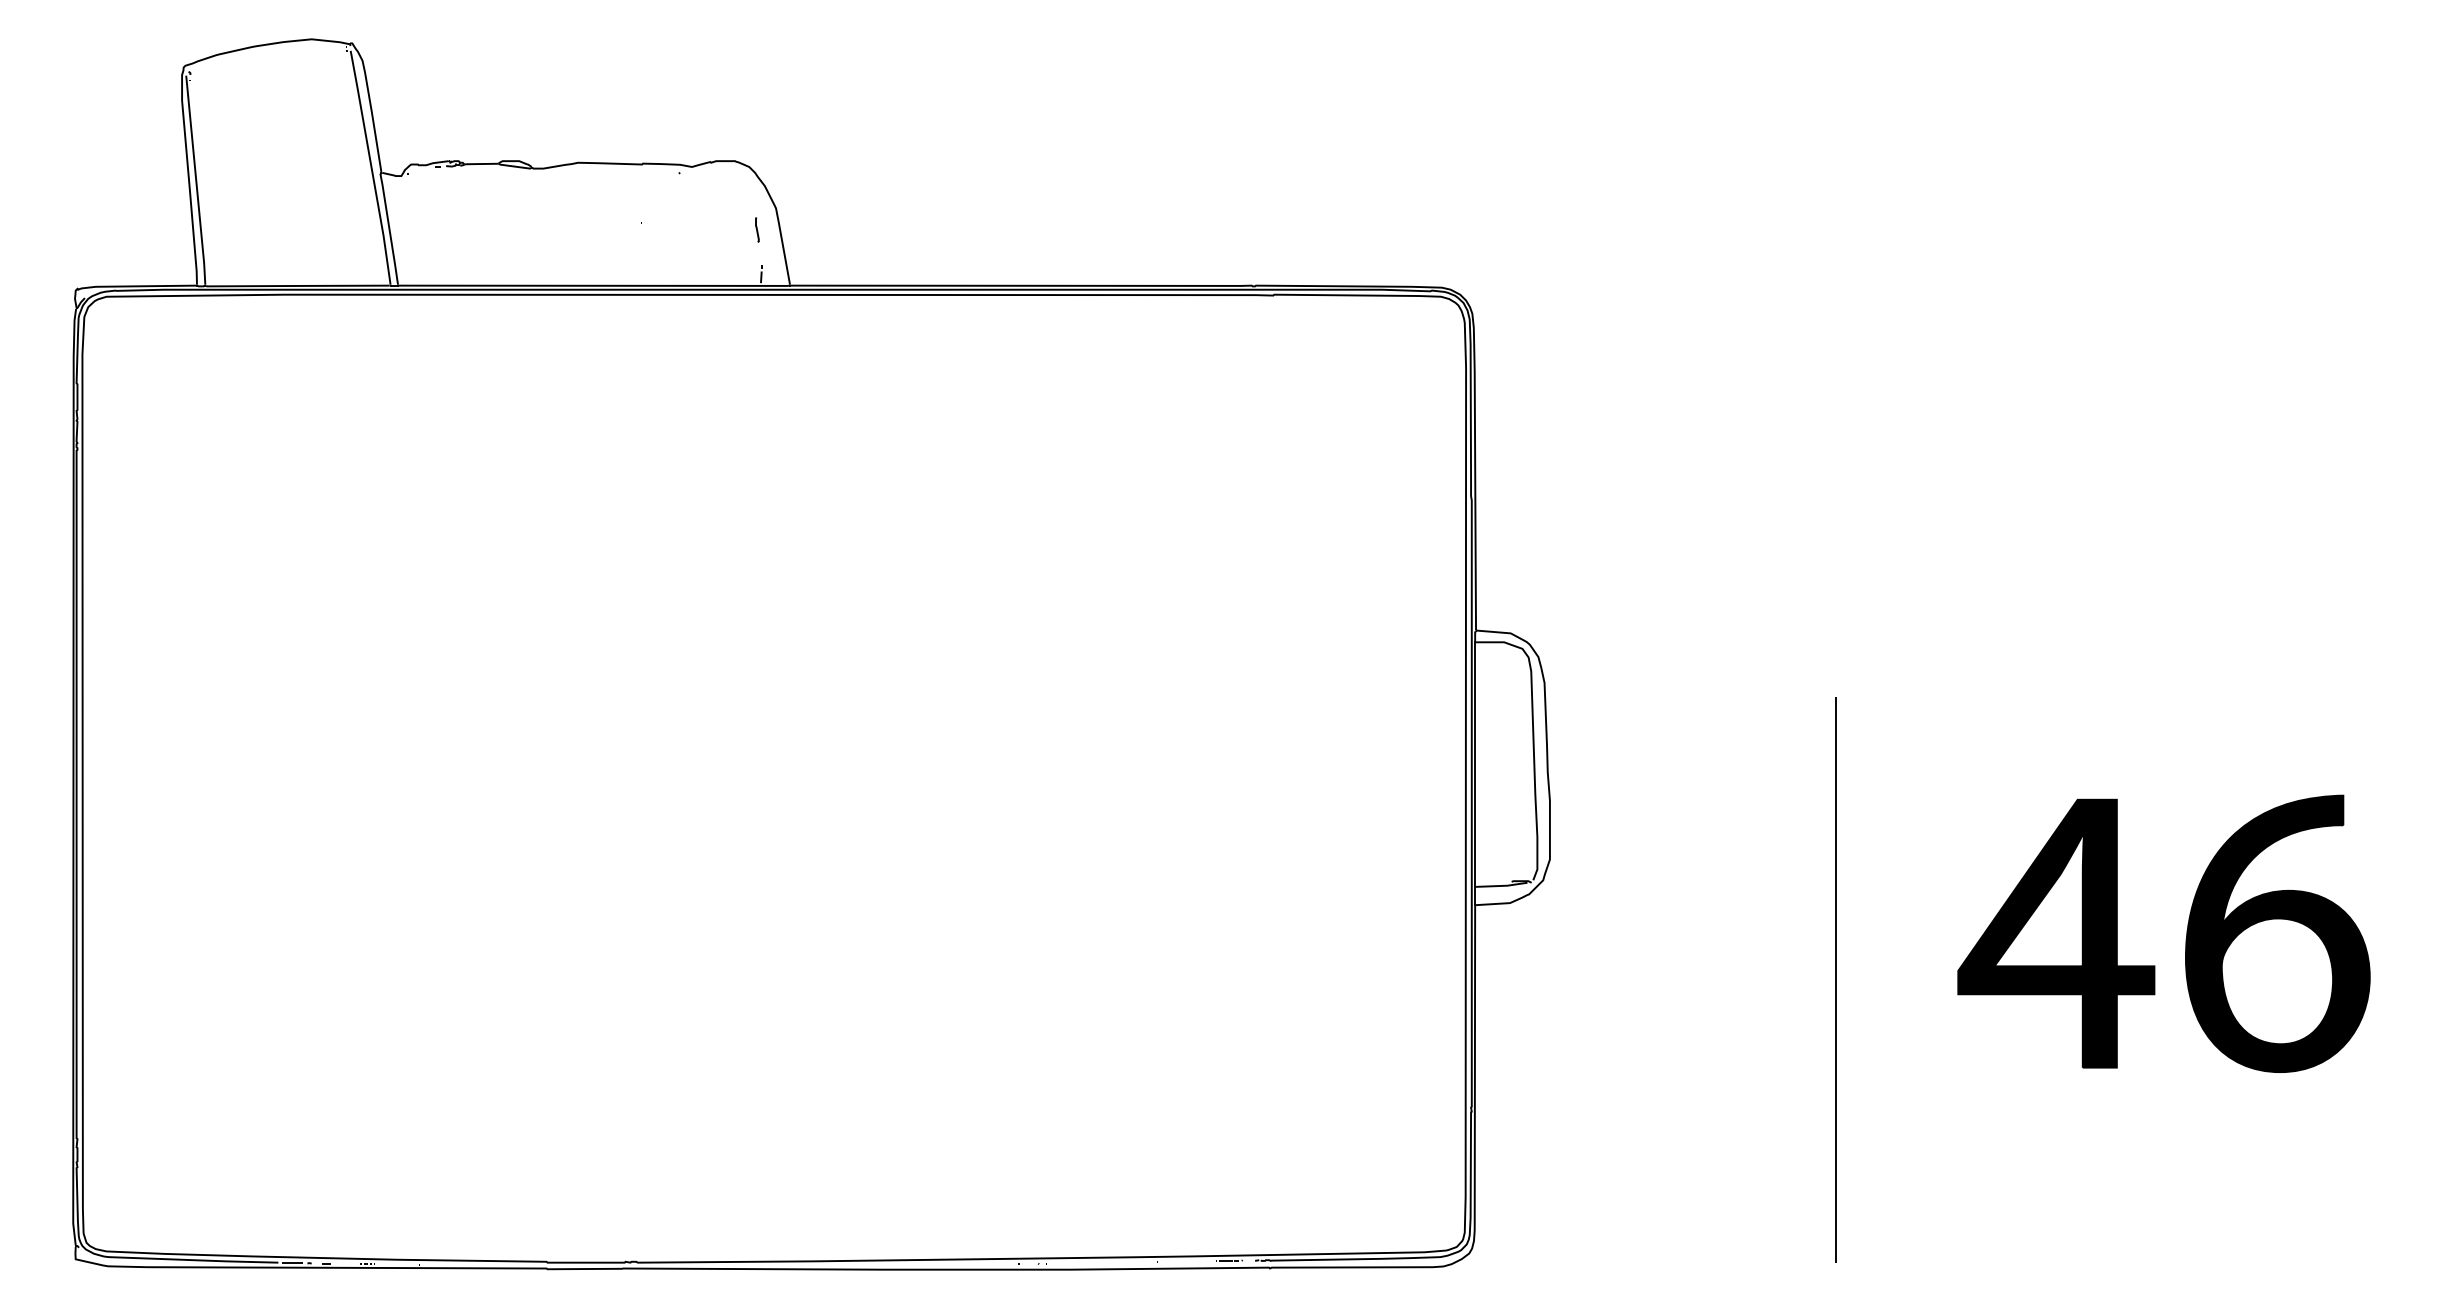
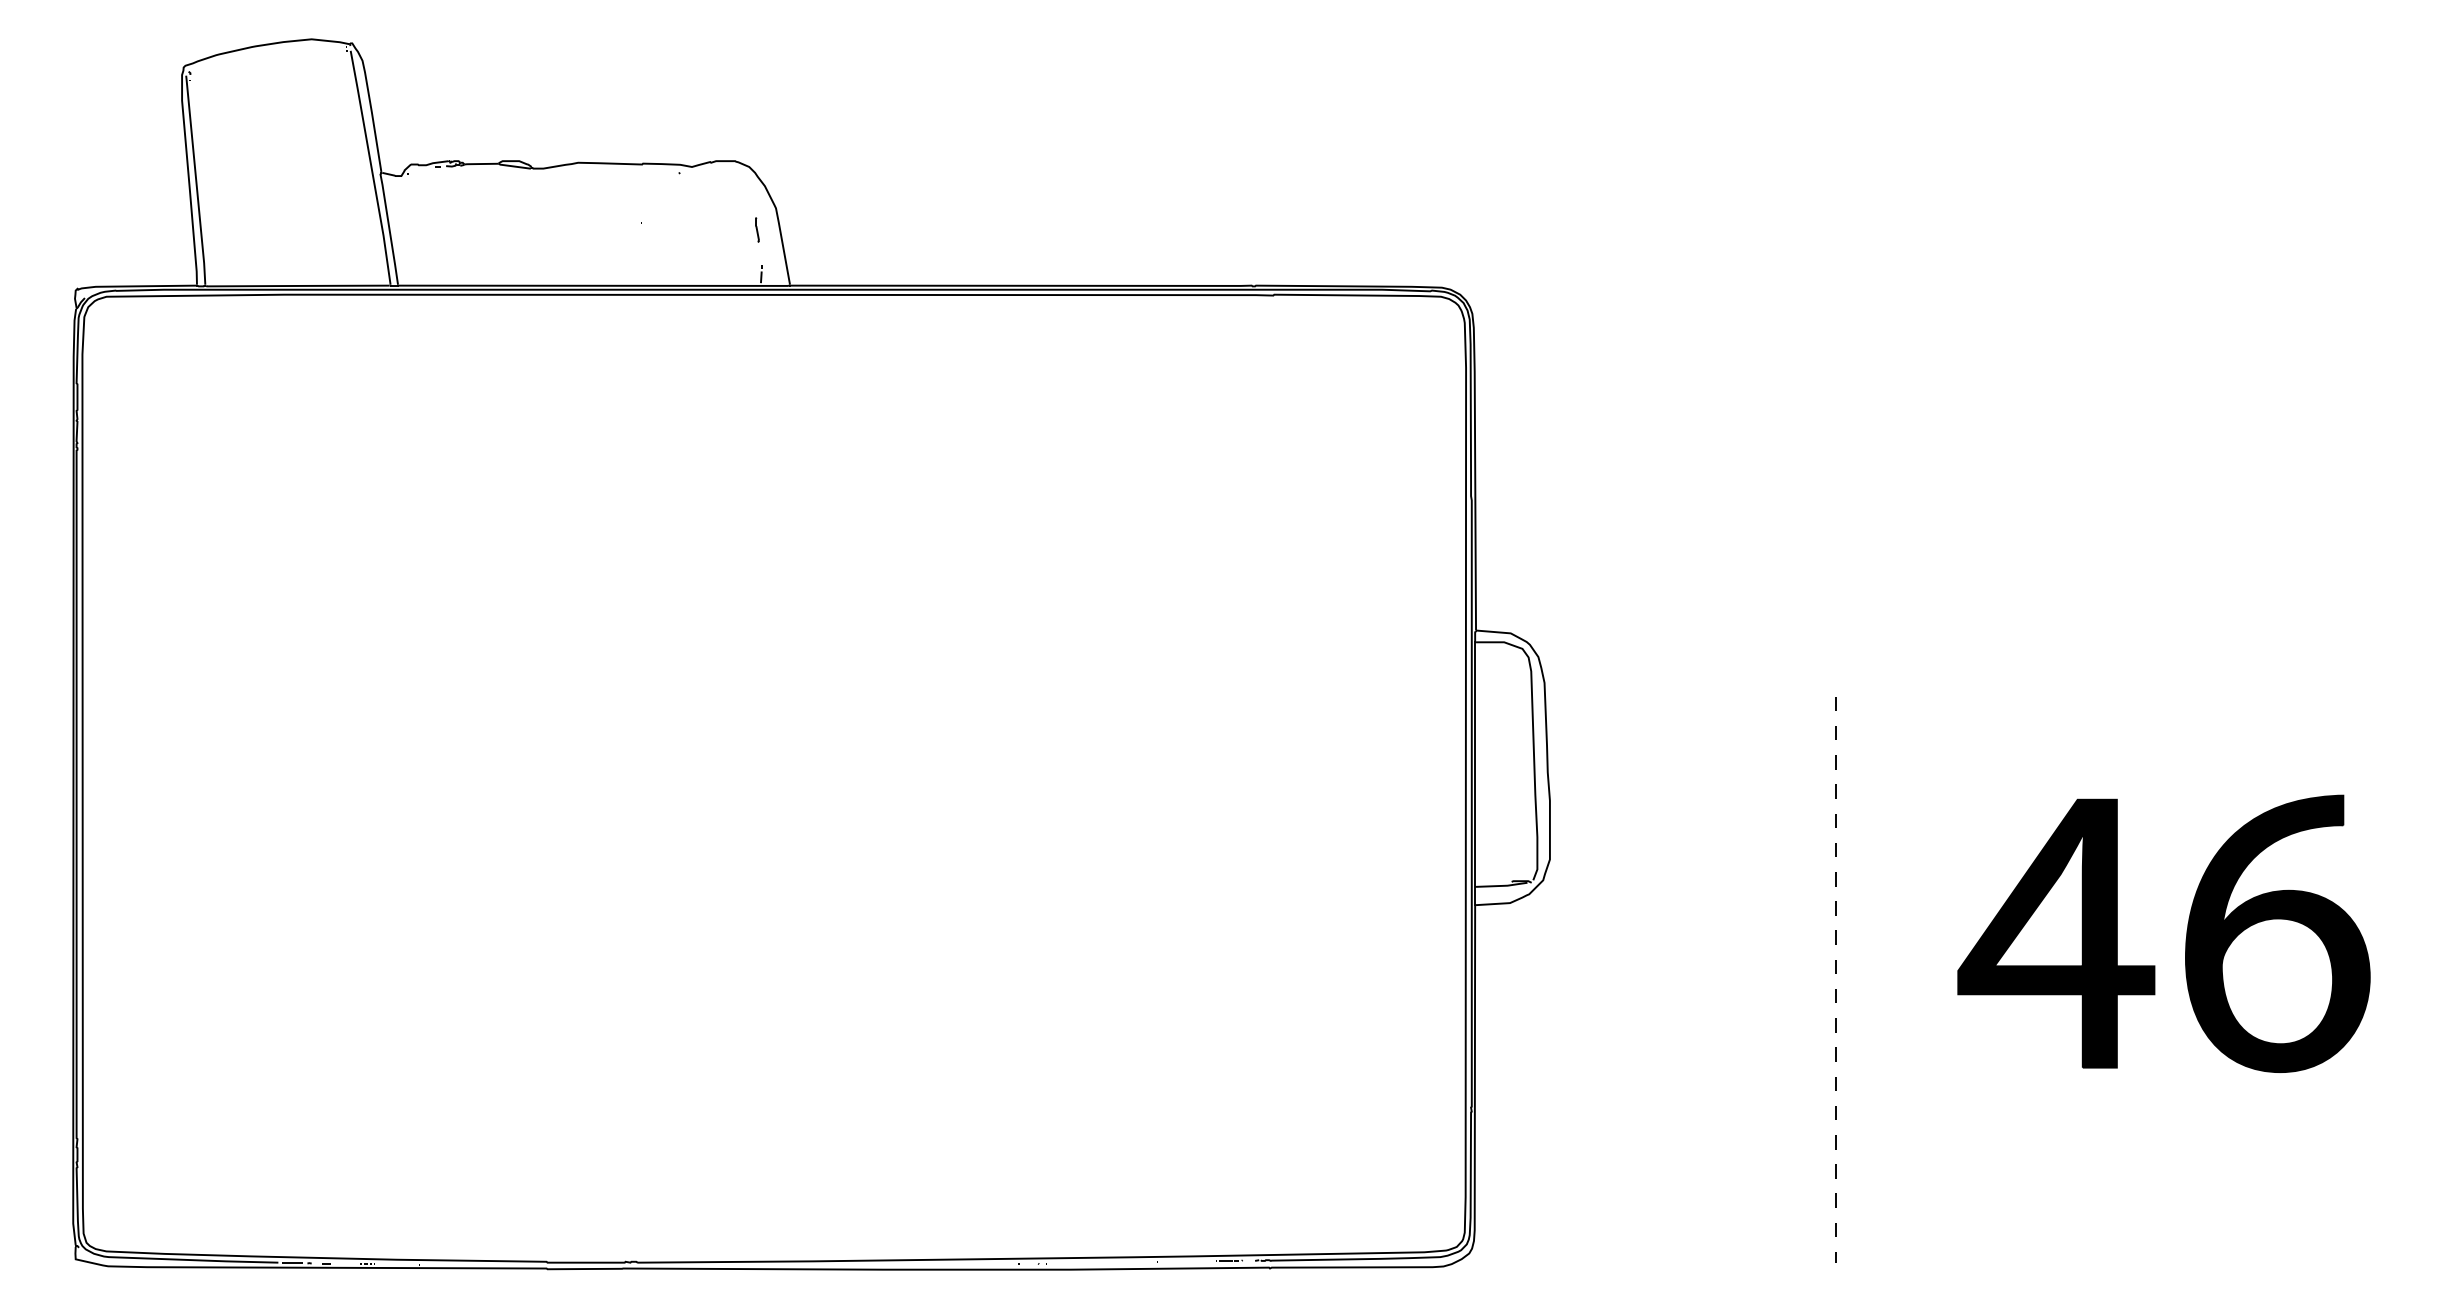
line: solid -> dashed (1836, 980)
